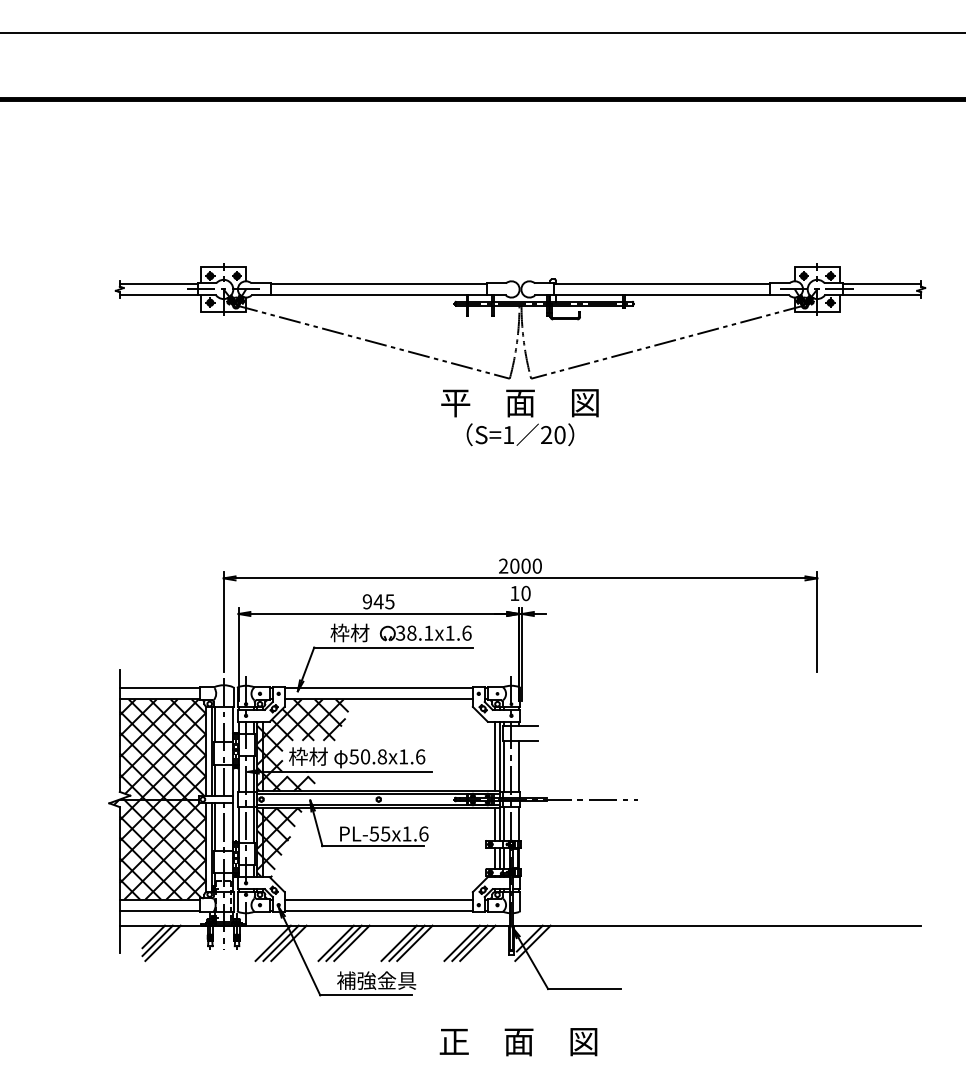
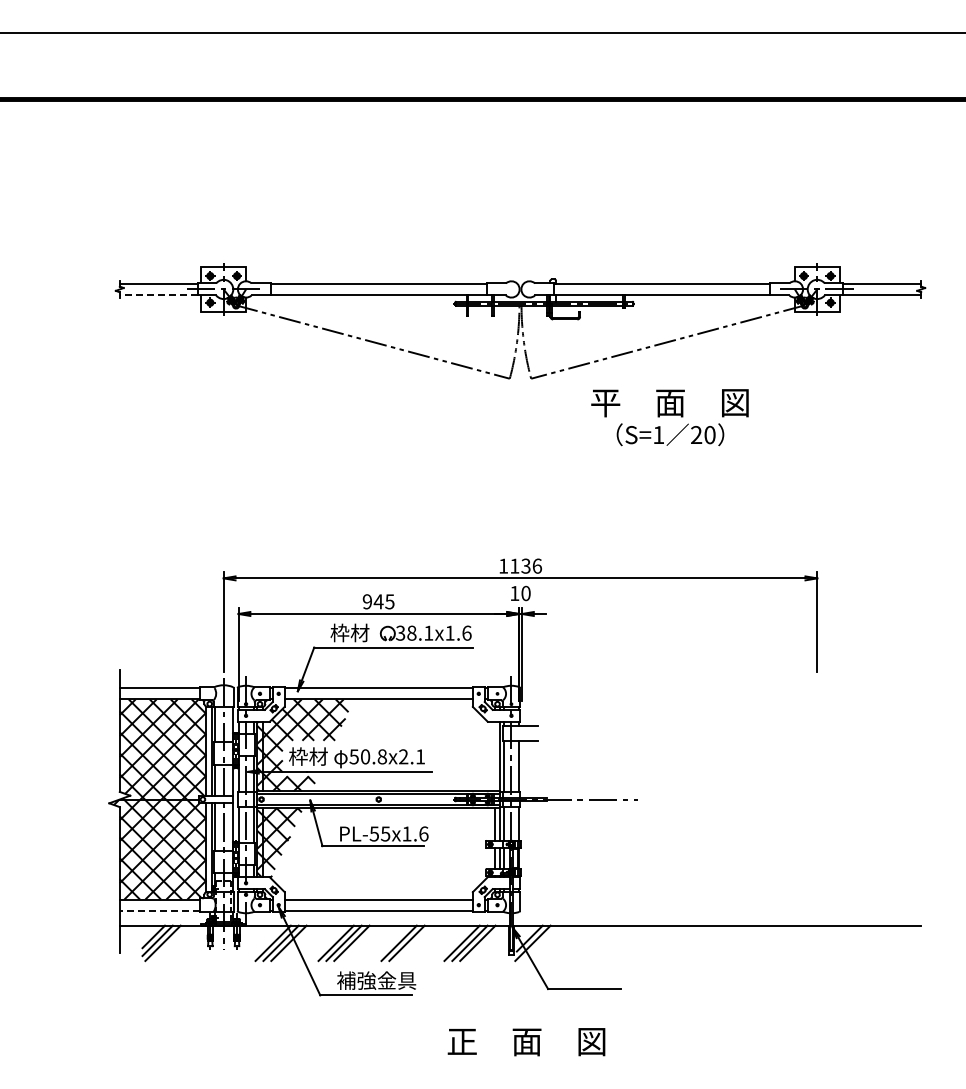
line: solid -> dashed (158, 294)
text position: (519, 417) -> (669, 417) (669, 417)
text: 2000 -> 1136 (520, 565)
text: 50.8x1.6 -> 50.8x2.1 (412, 756)
line: present -> none (494, 756)
line: solid -> dashed (159, 910)
line: present -> none (414, 943)
text position: (518, 1042) -> (526, 1042) (526, 1042)
